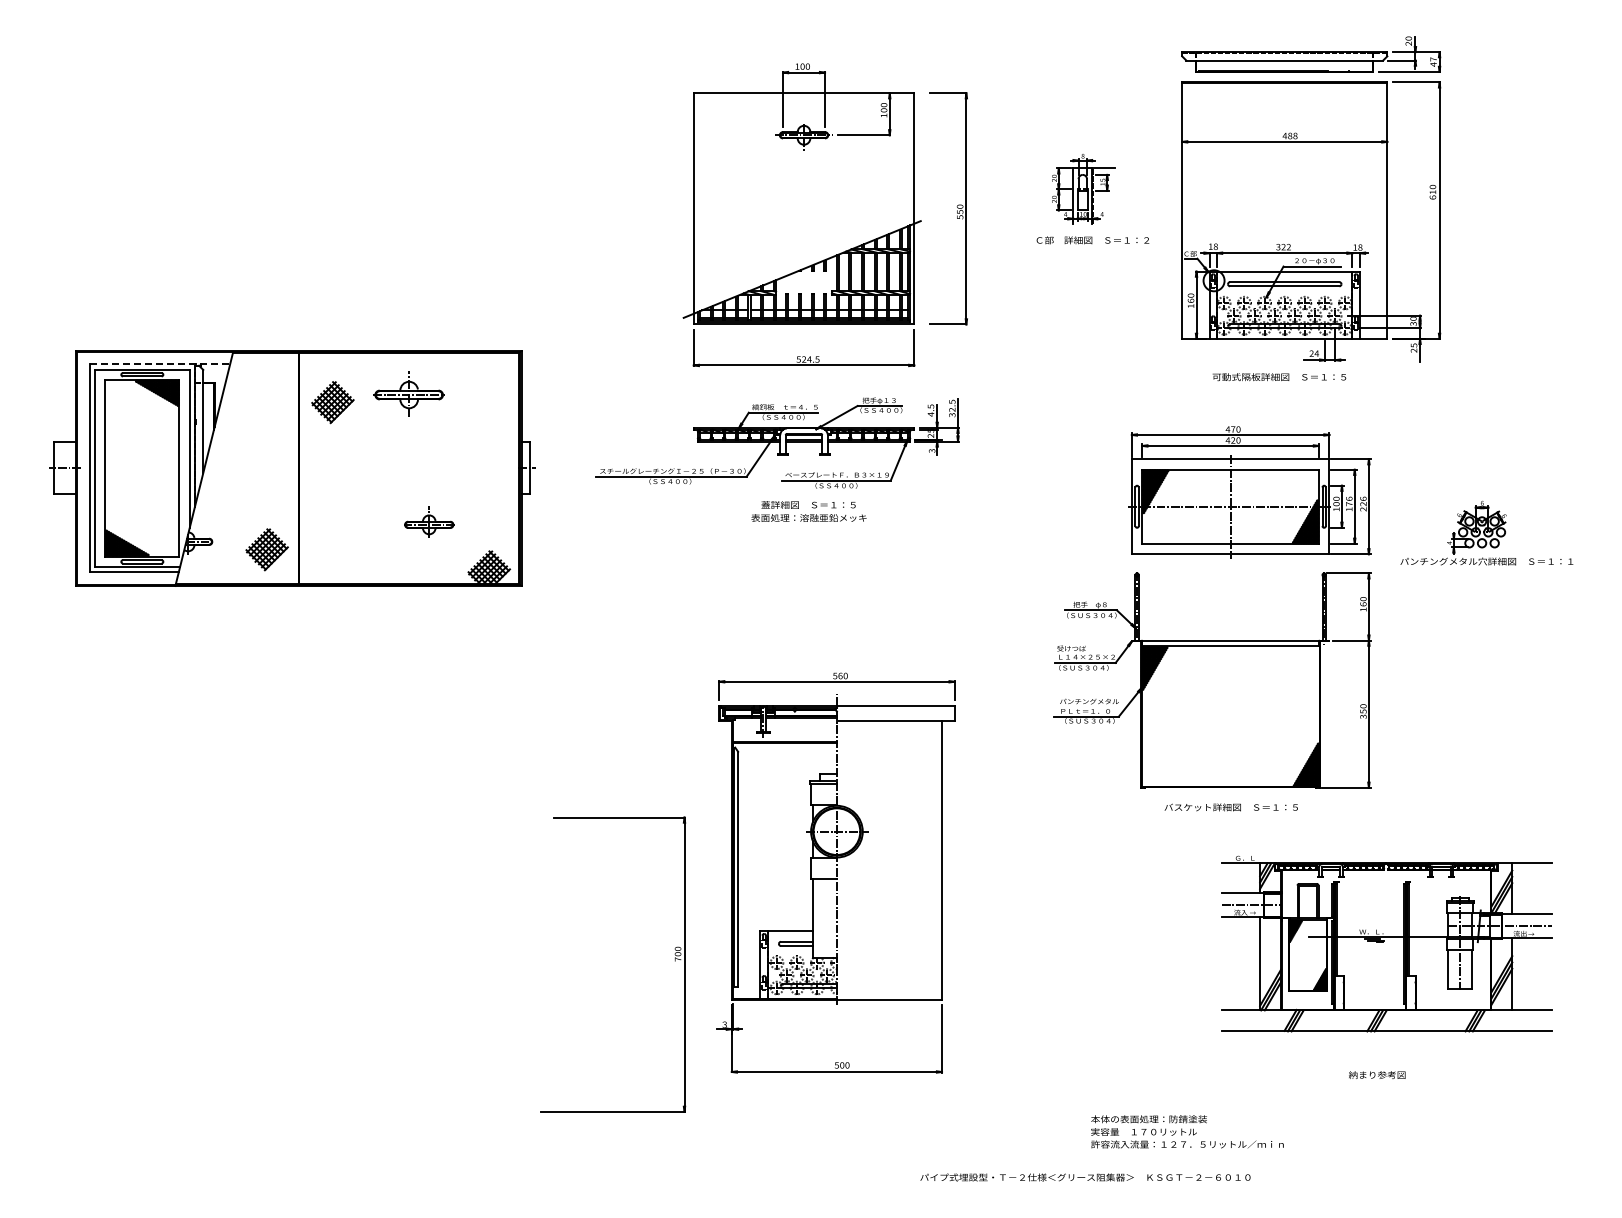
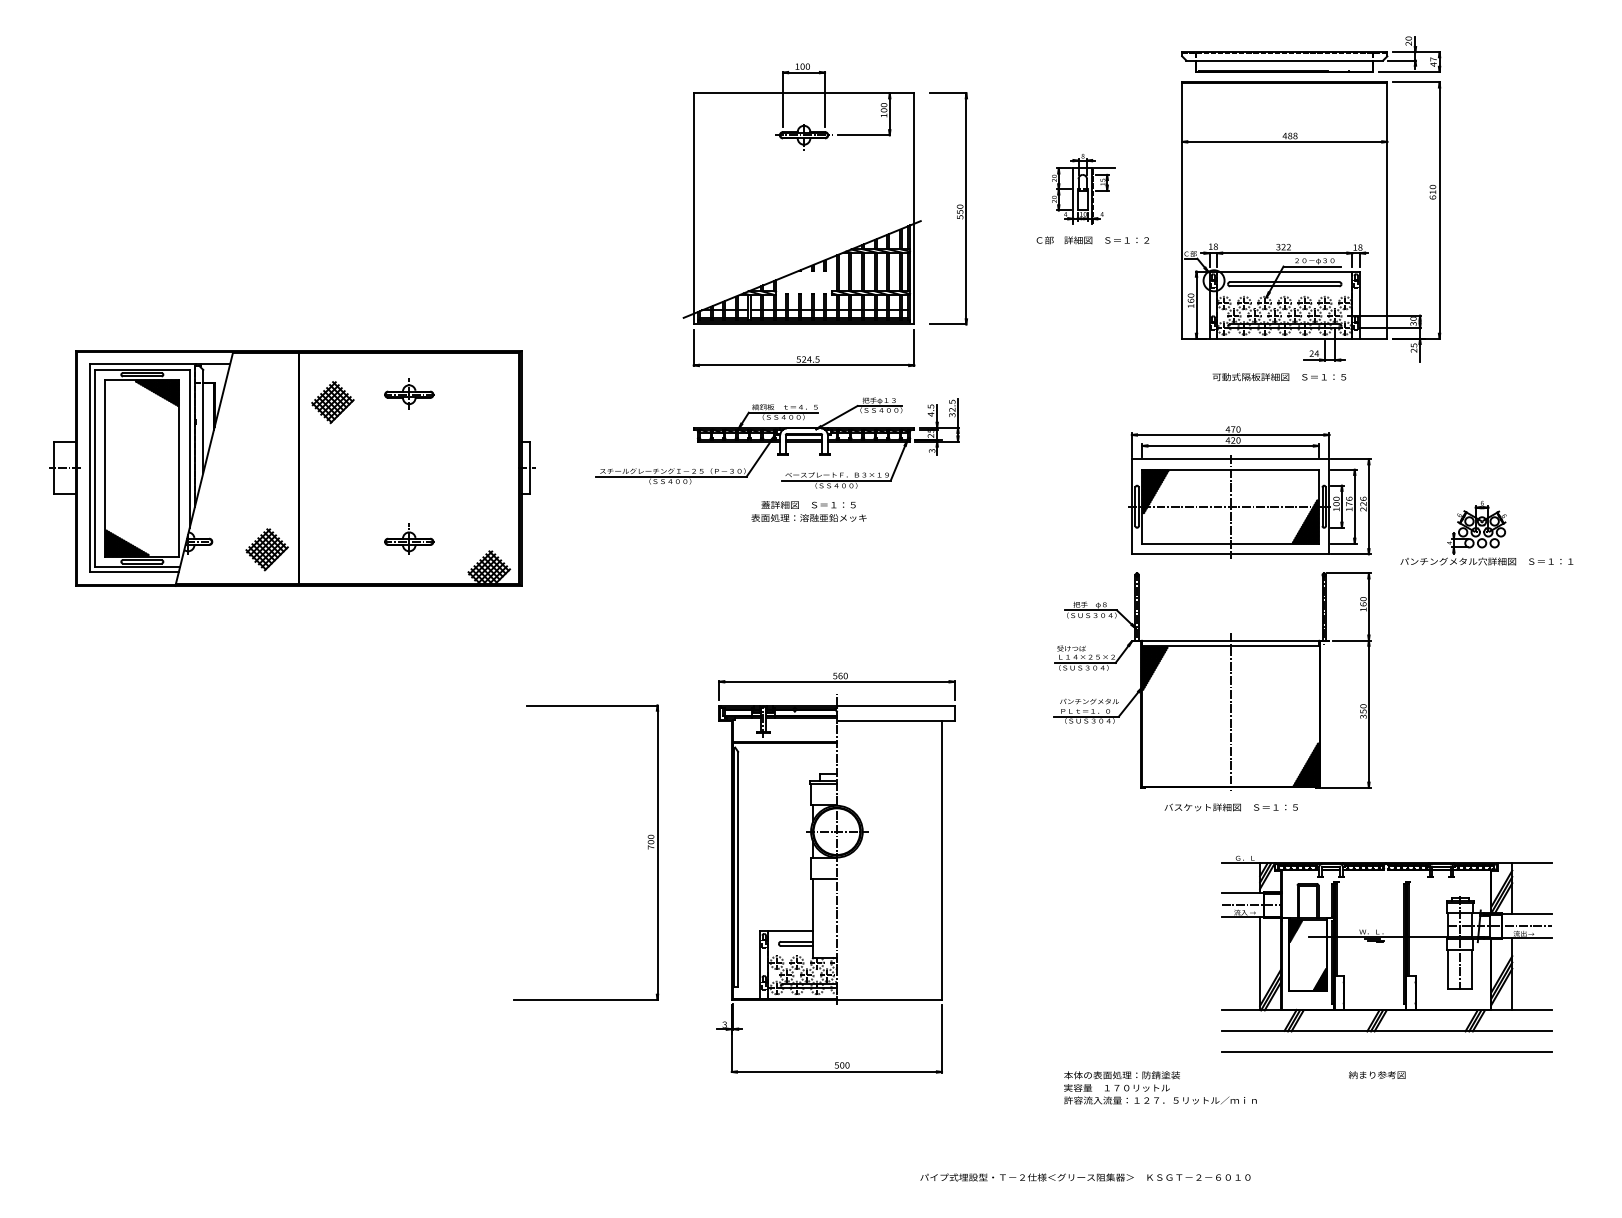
line: dashed -> solid (160, 364)
part size: 72x46 px -> 51x32 px (409, 393)
part position: (429, 521) -> (409, 538) (409, 538)
line: none -> present (1230, 712)
part position: (674, 960) -> (647, 848) (647, 848)
line: none -> present (1386, 1052)
text position: (1187, 1131) -> (1160, 1087) (1160, 1087)
